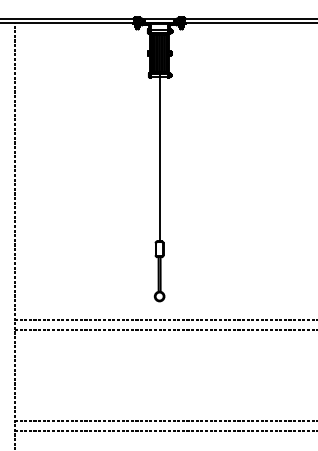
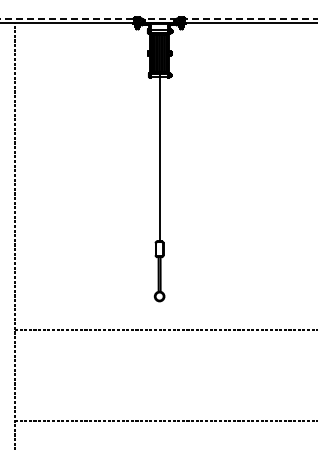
line: solid -> dashed (159, 18)
line: present -> none (164, 320)
line: present -> none (164, 430)
